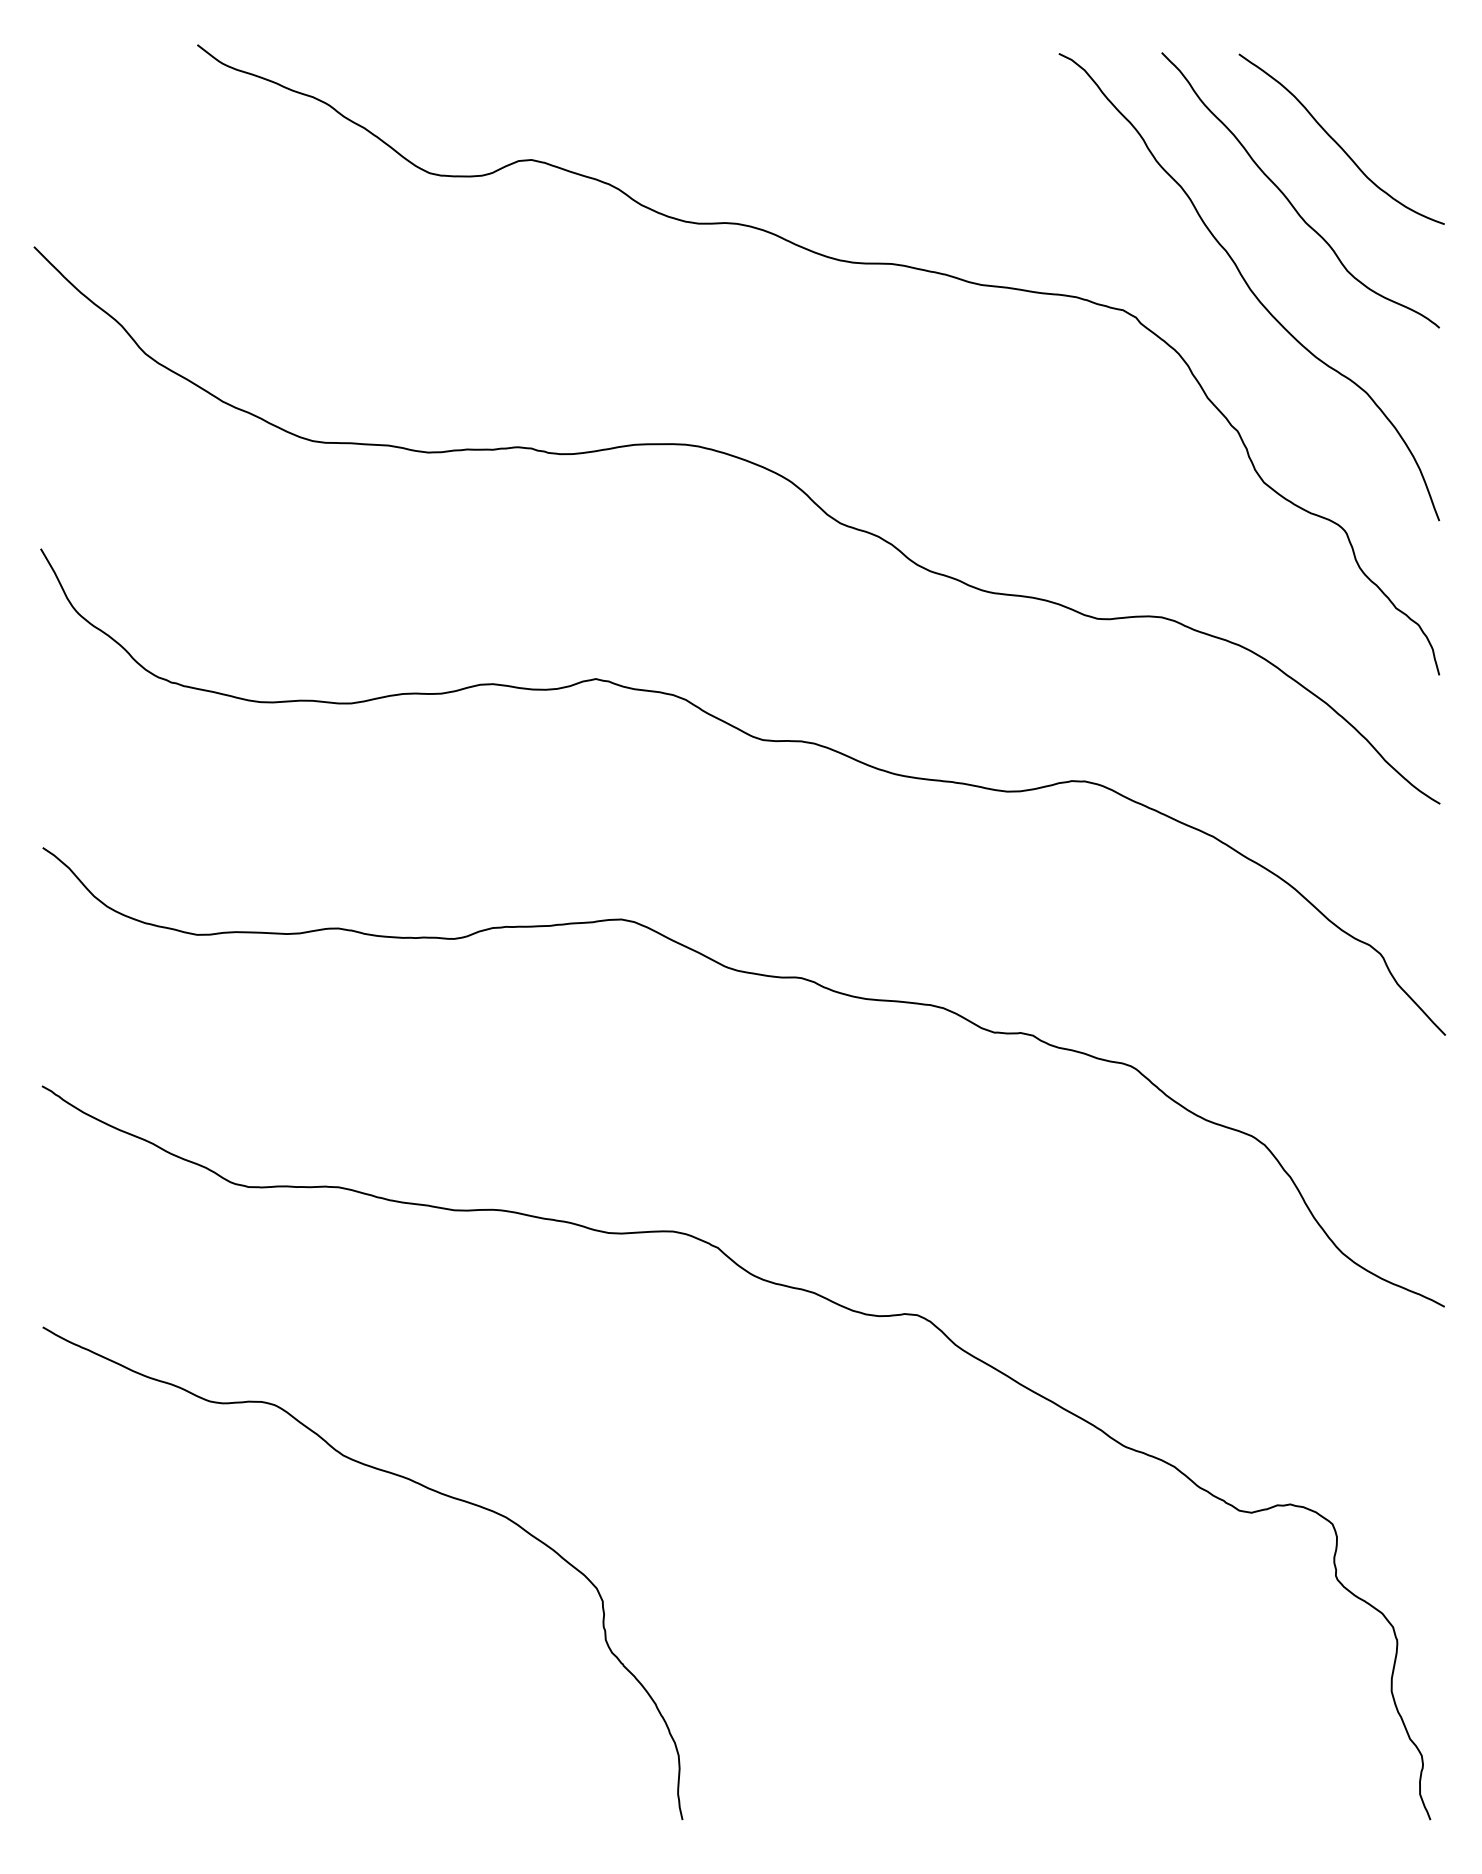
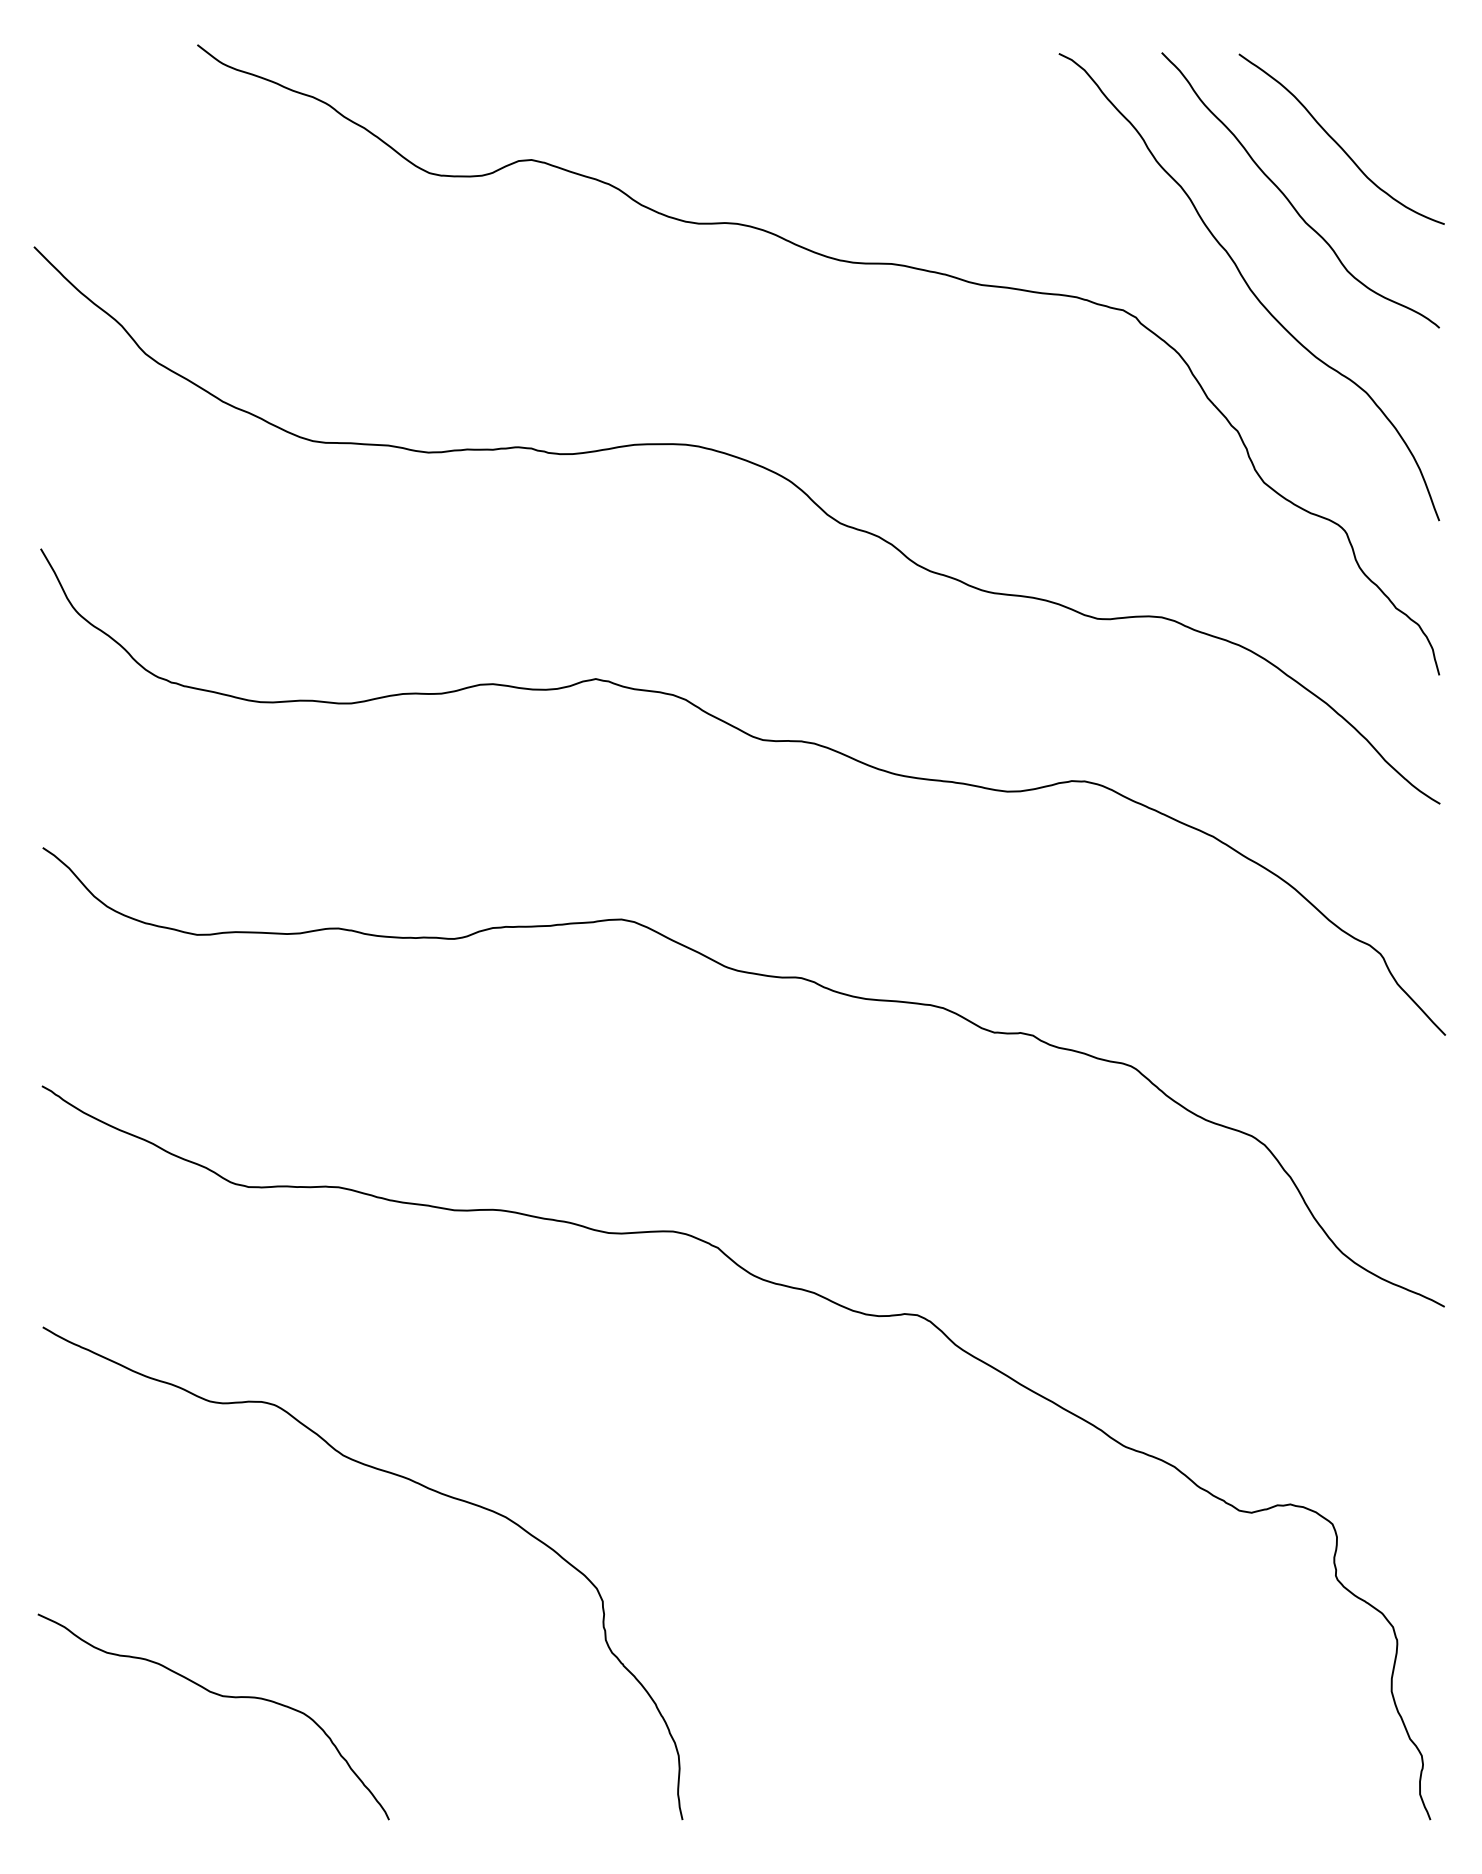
curve: none -> present (220, 1696)
